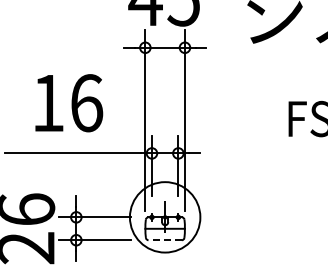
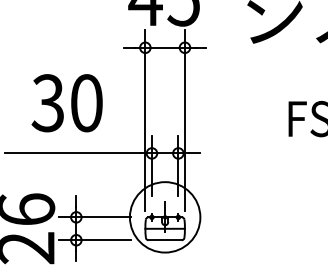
text: 16 -> 30 (67, 103)
line: dashed -> solid (165, 240)
